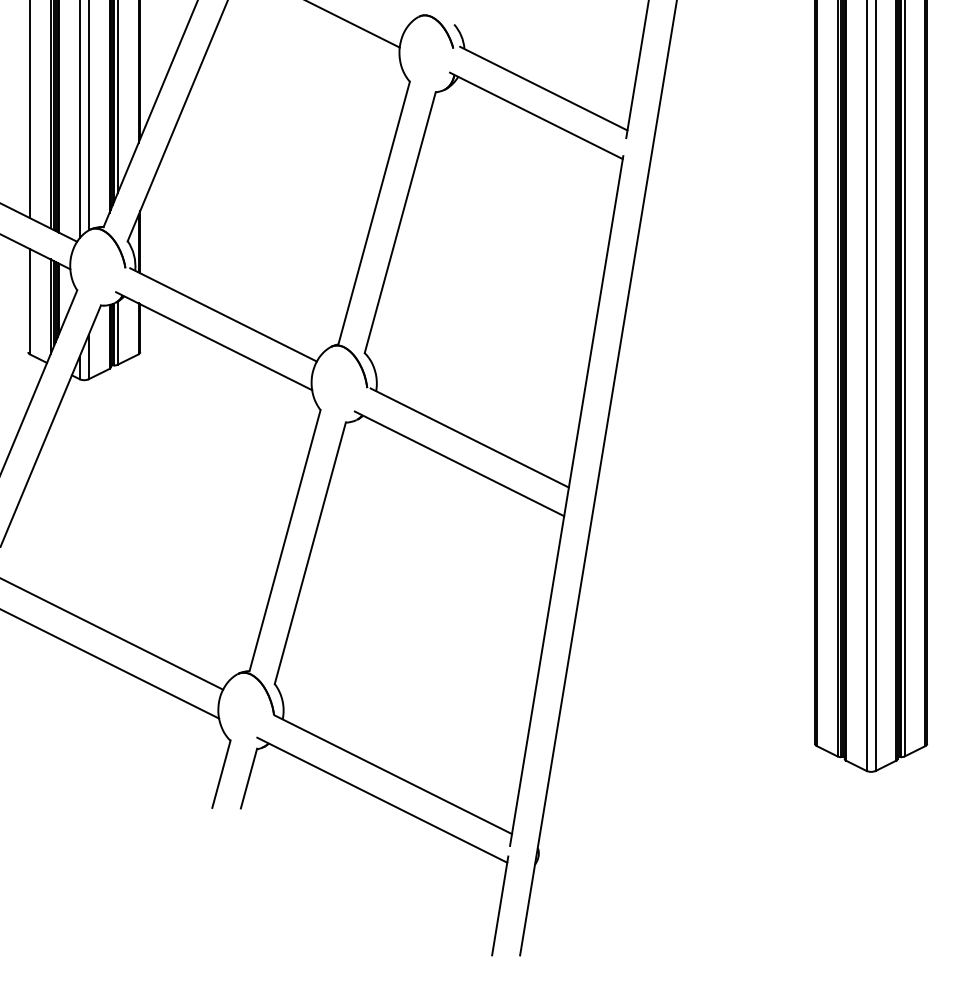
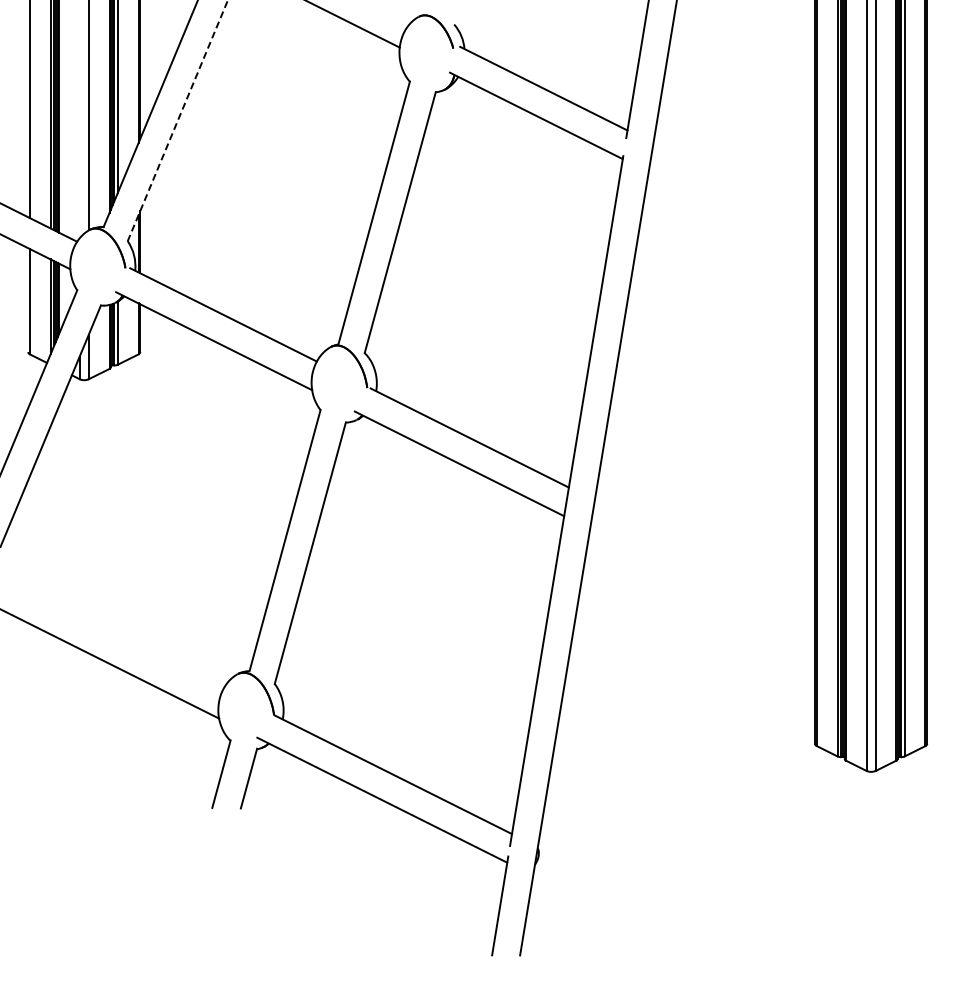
line: present -> none (79, 120)
line: solid -> dashed (177, 120)
line: present -> none (112, 634)
